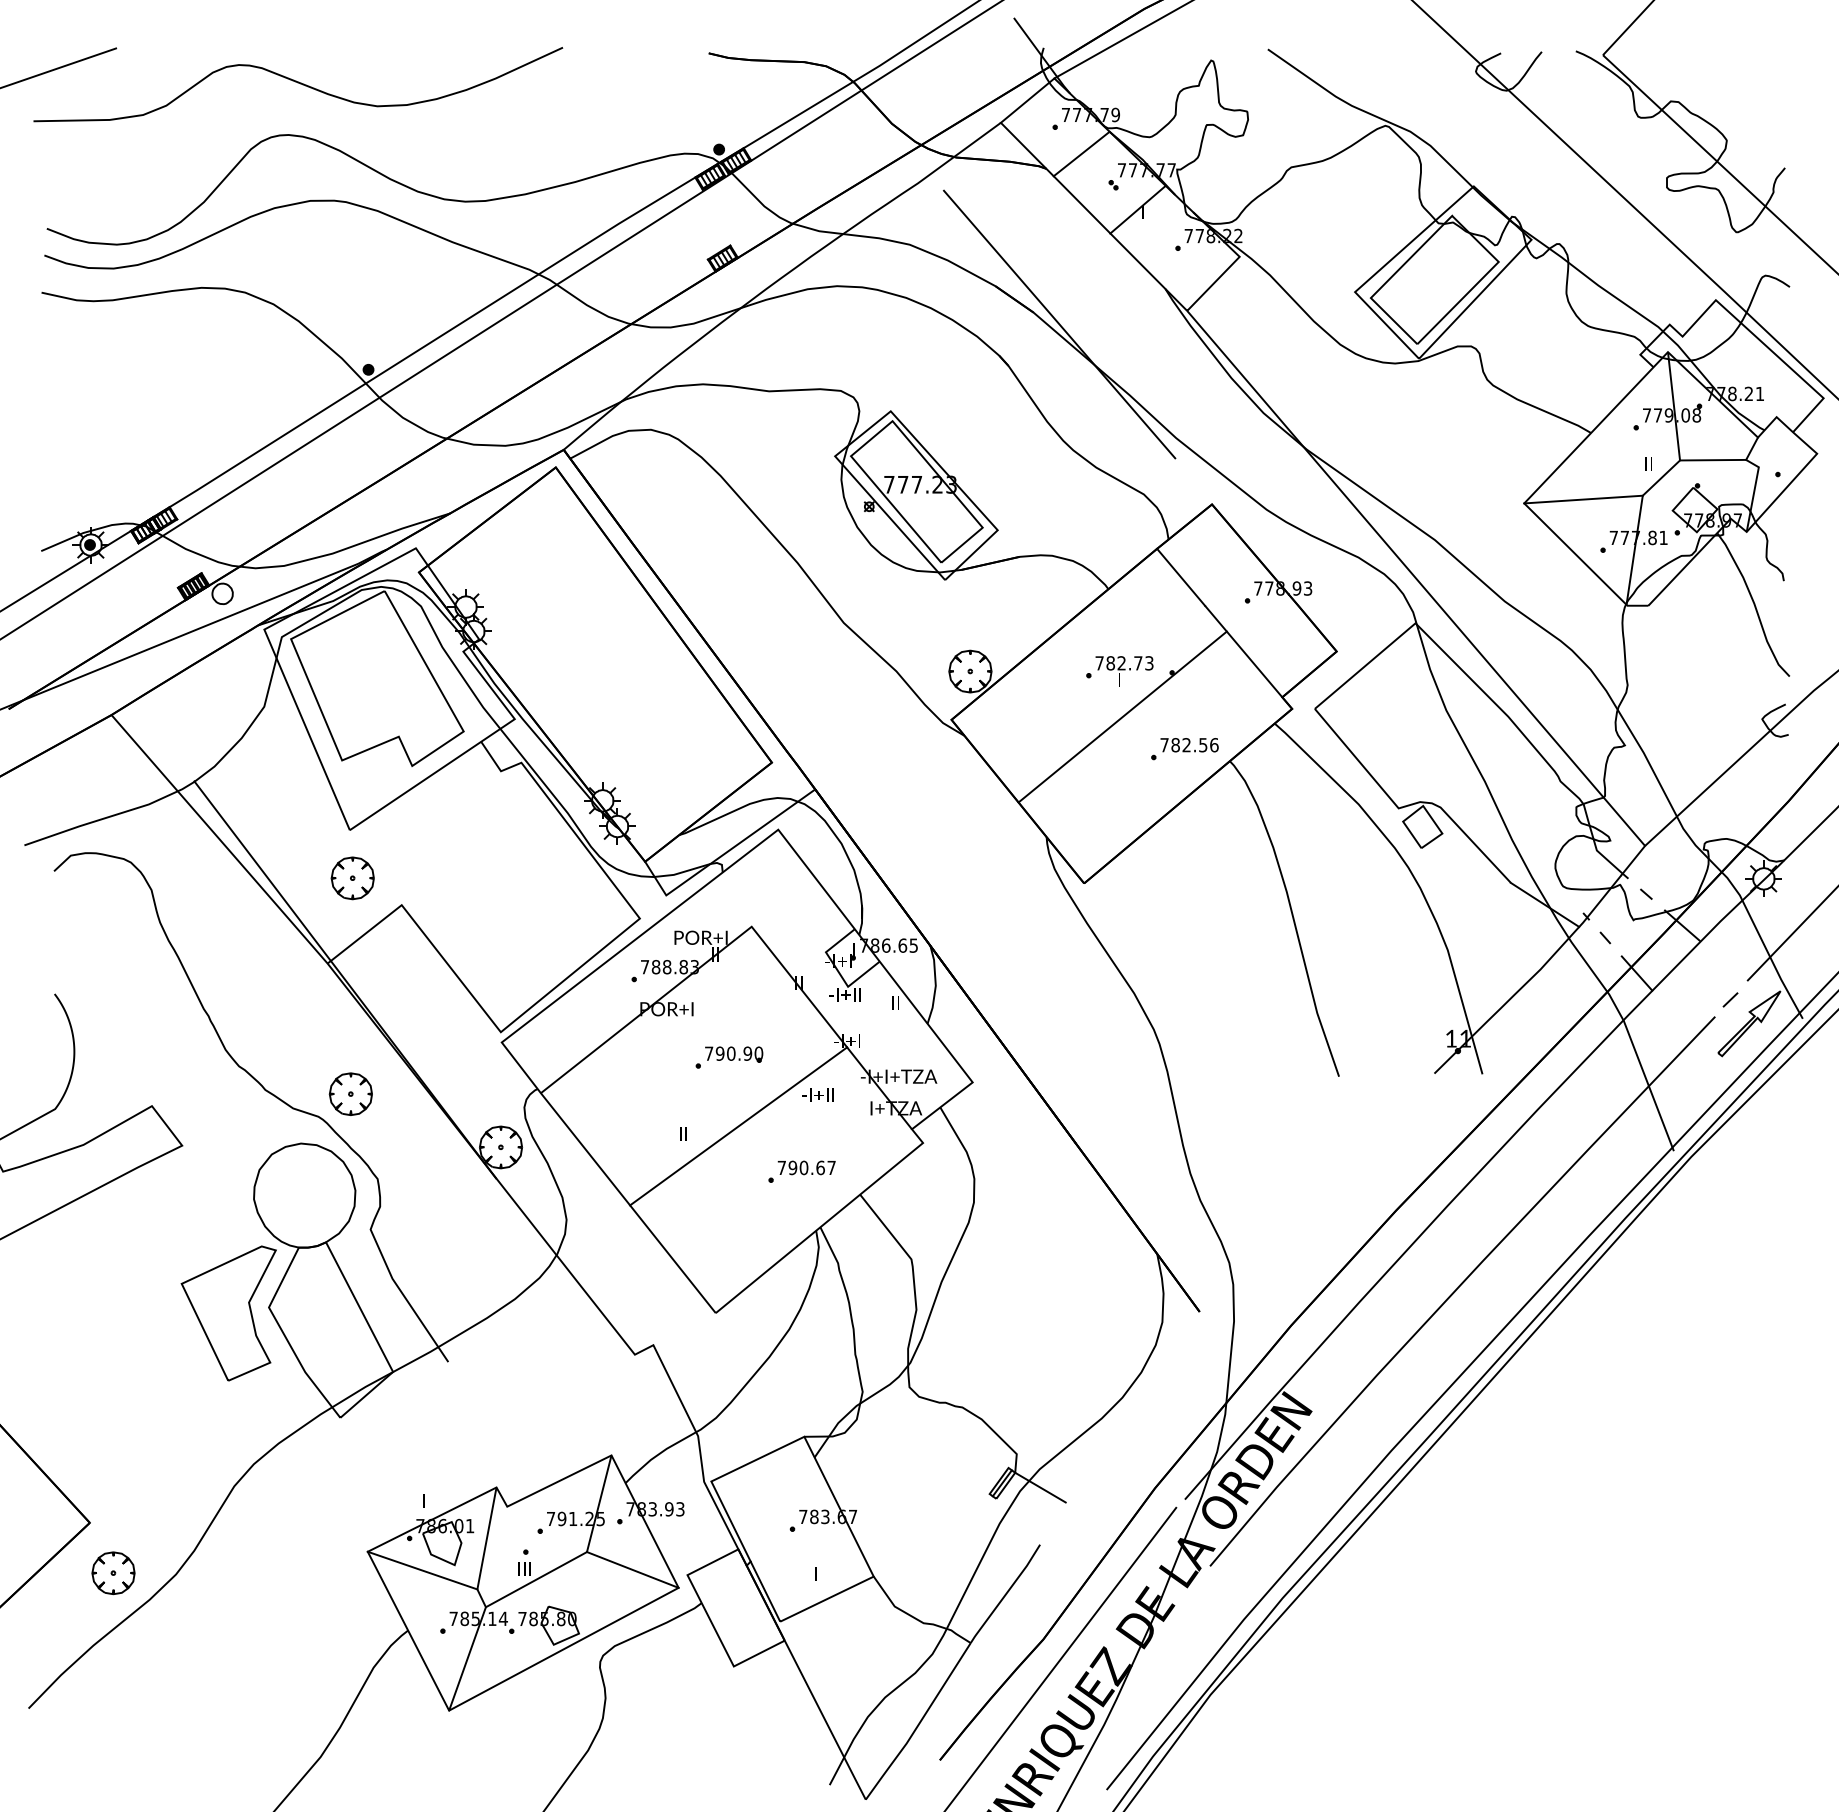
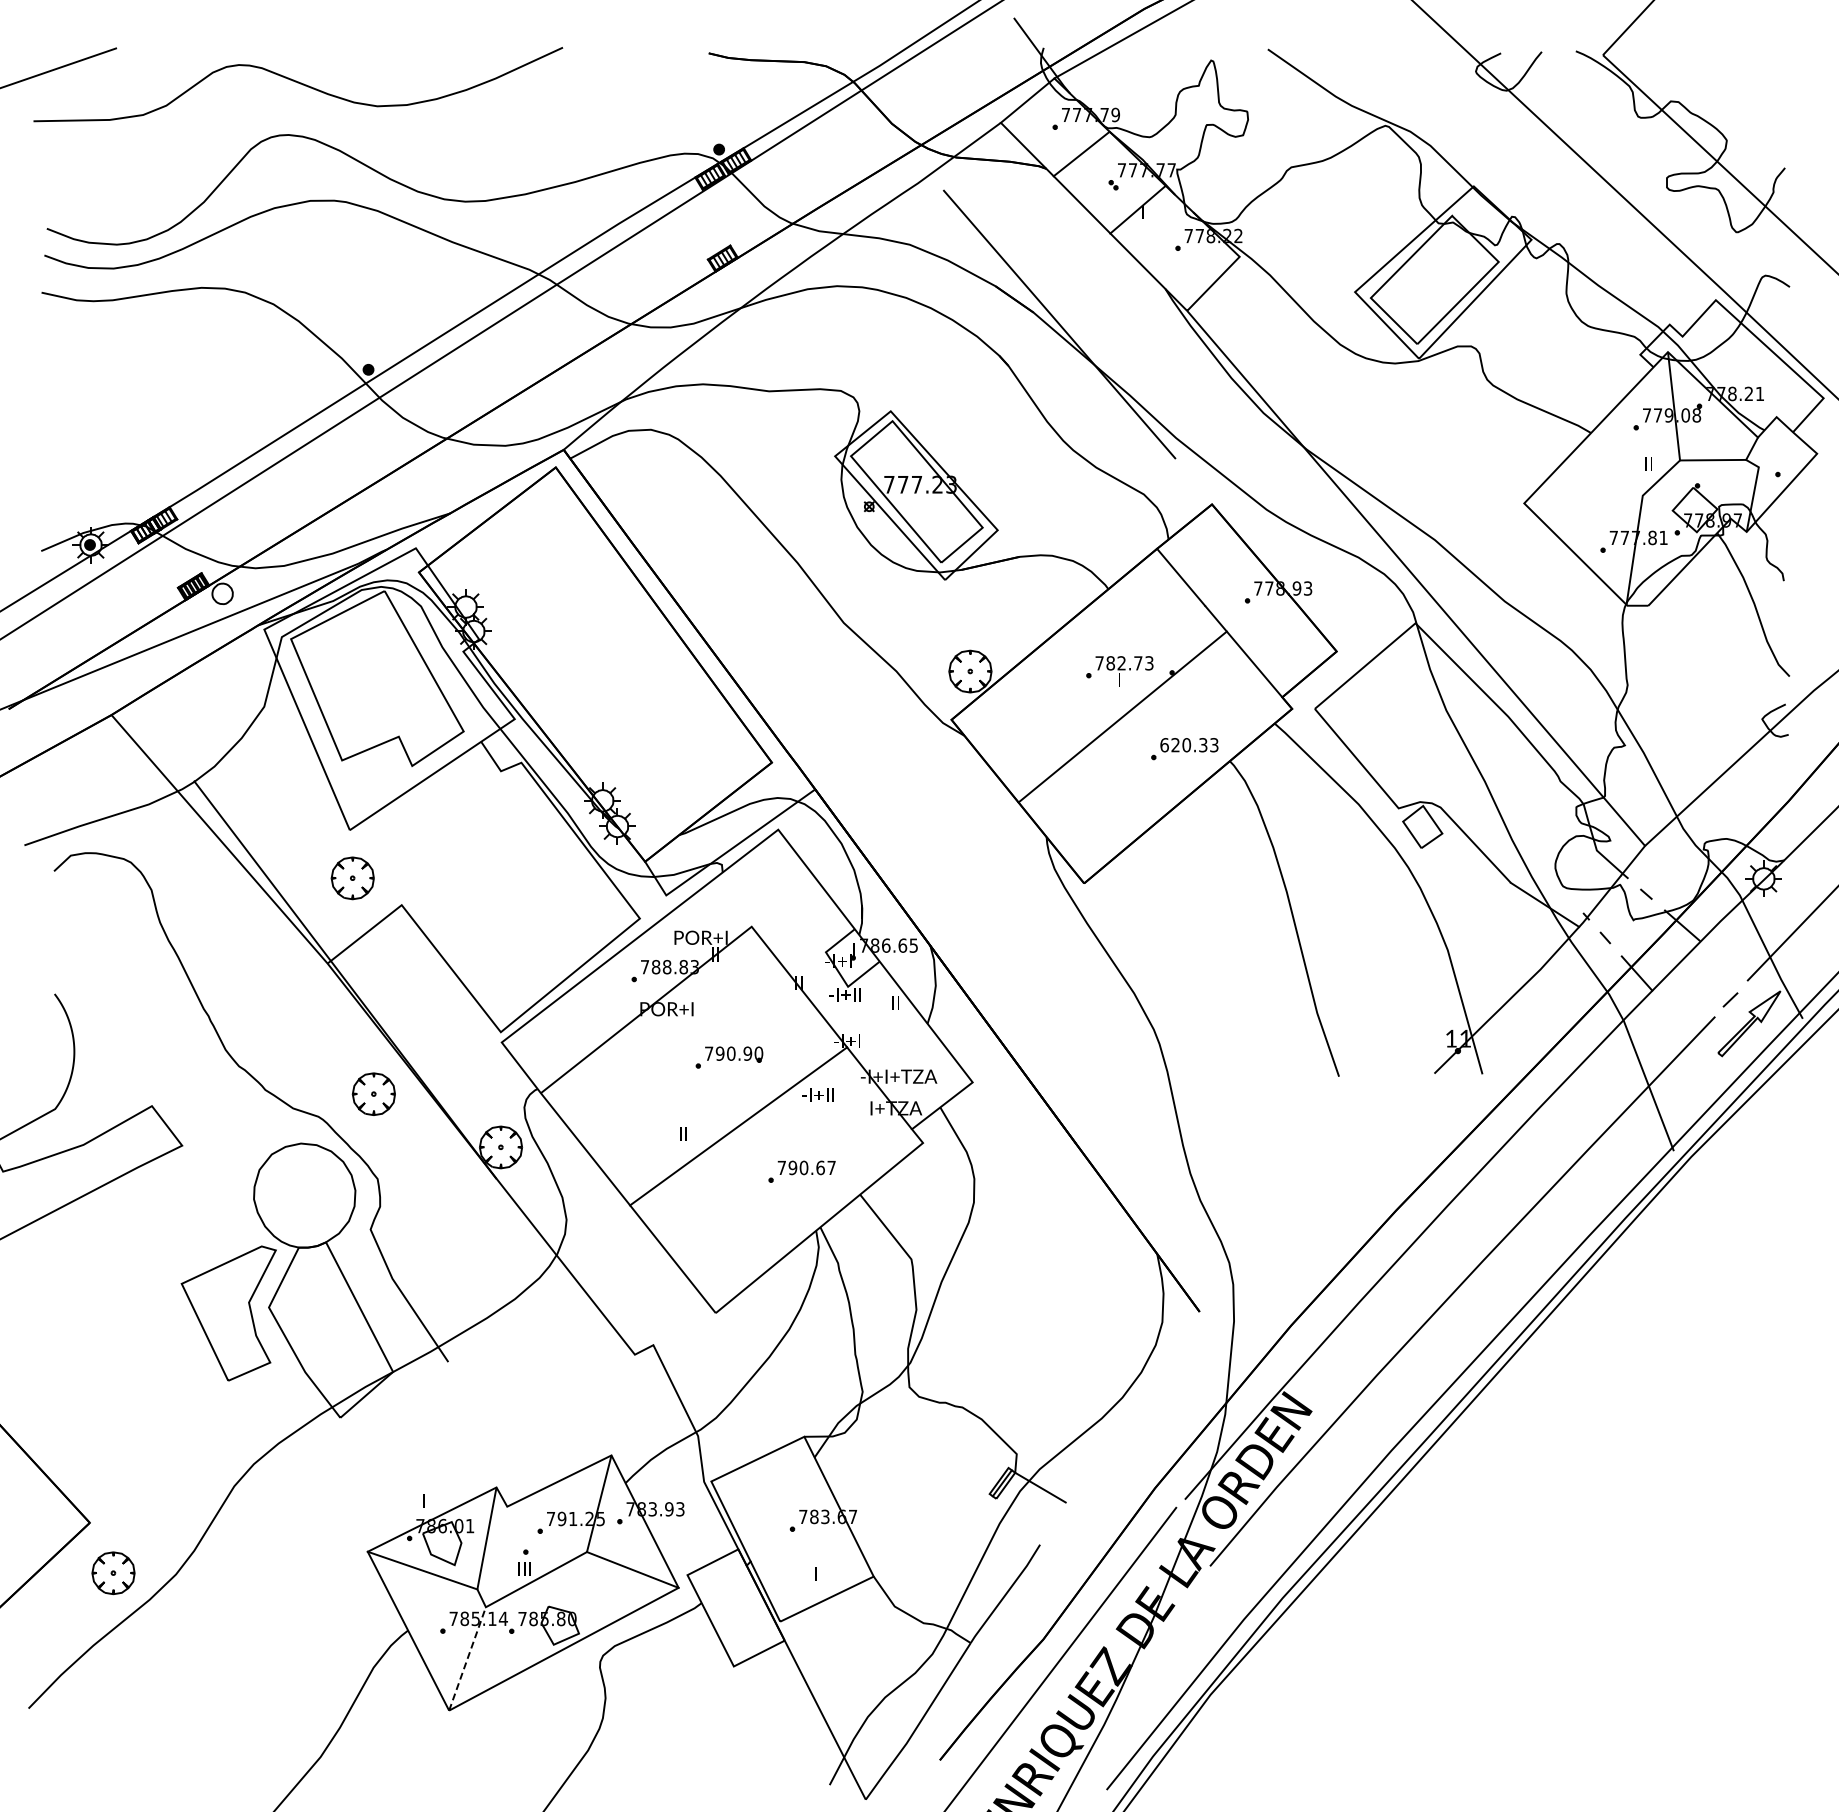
line: present -> none (1583, 499)
text: 782.56 -> 620.33 (1189, 745)
part position: (350, 1093) -> (373, 1093) (373, 1093)
line: solid -> dashed (467, 1658)
